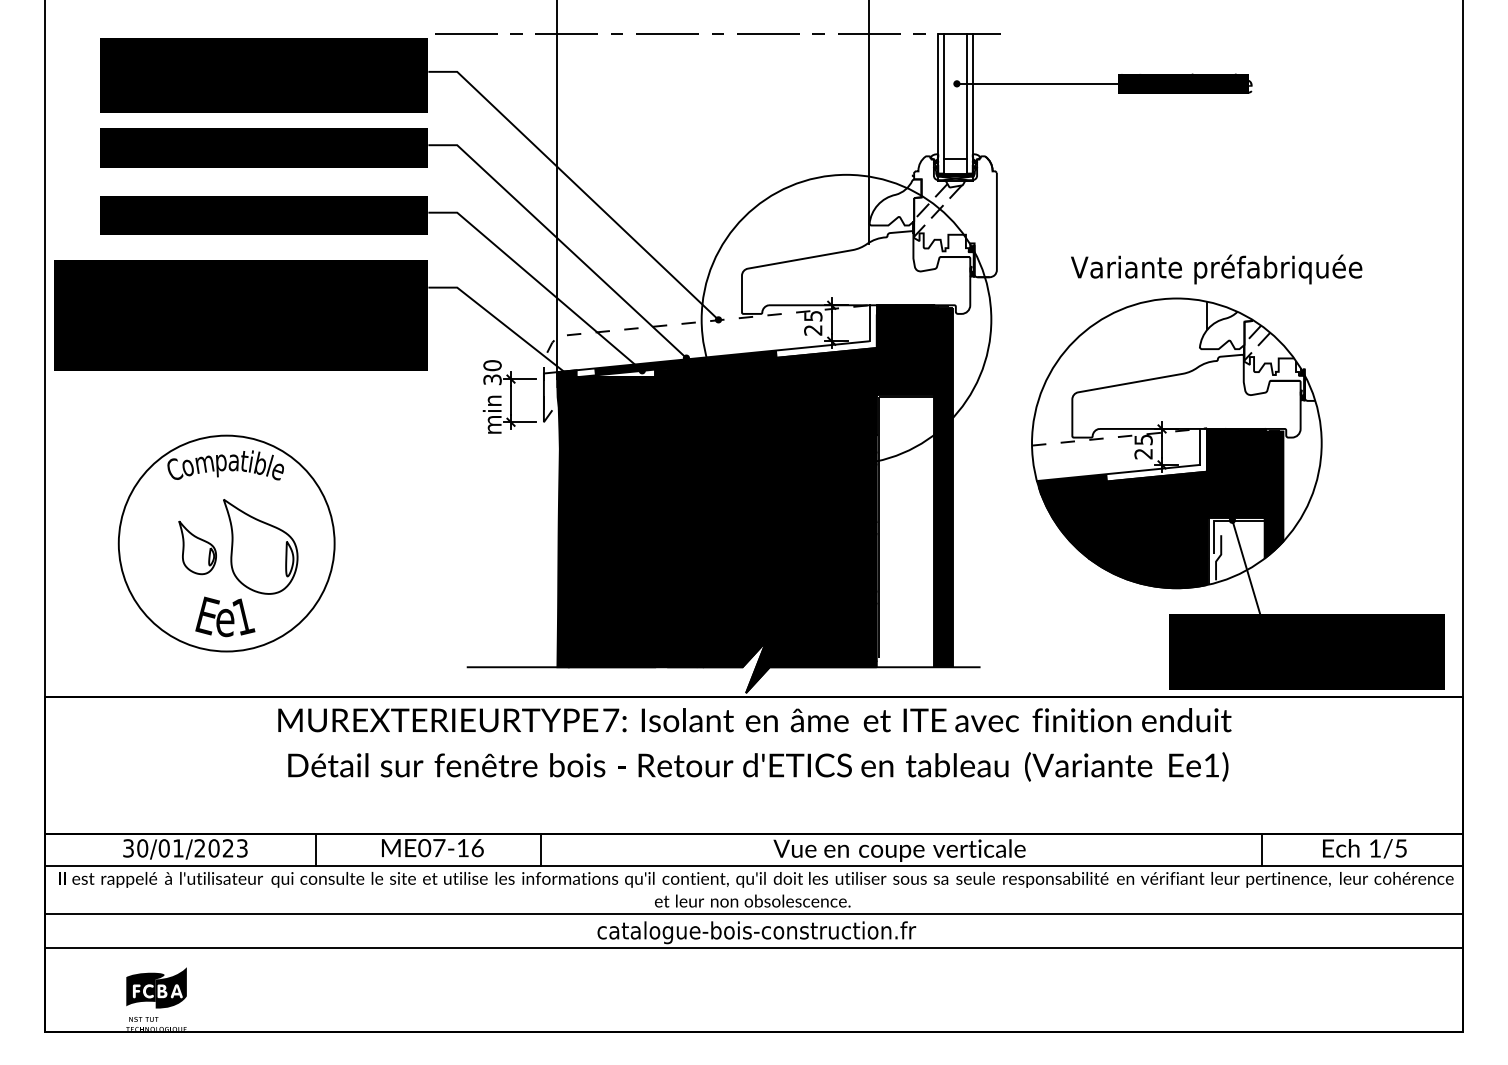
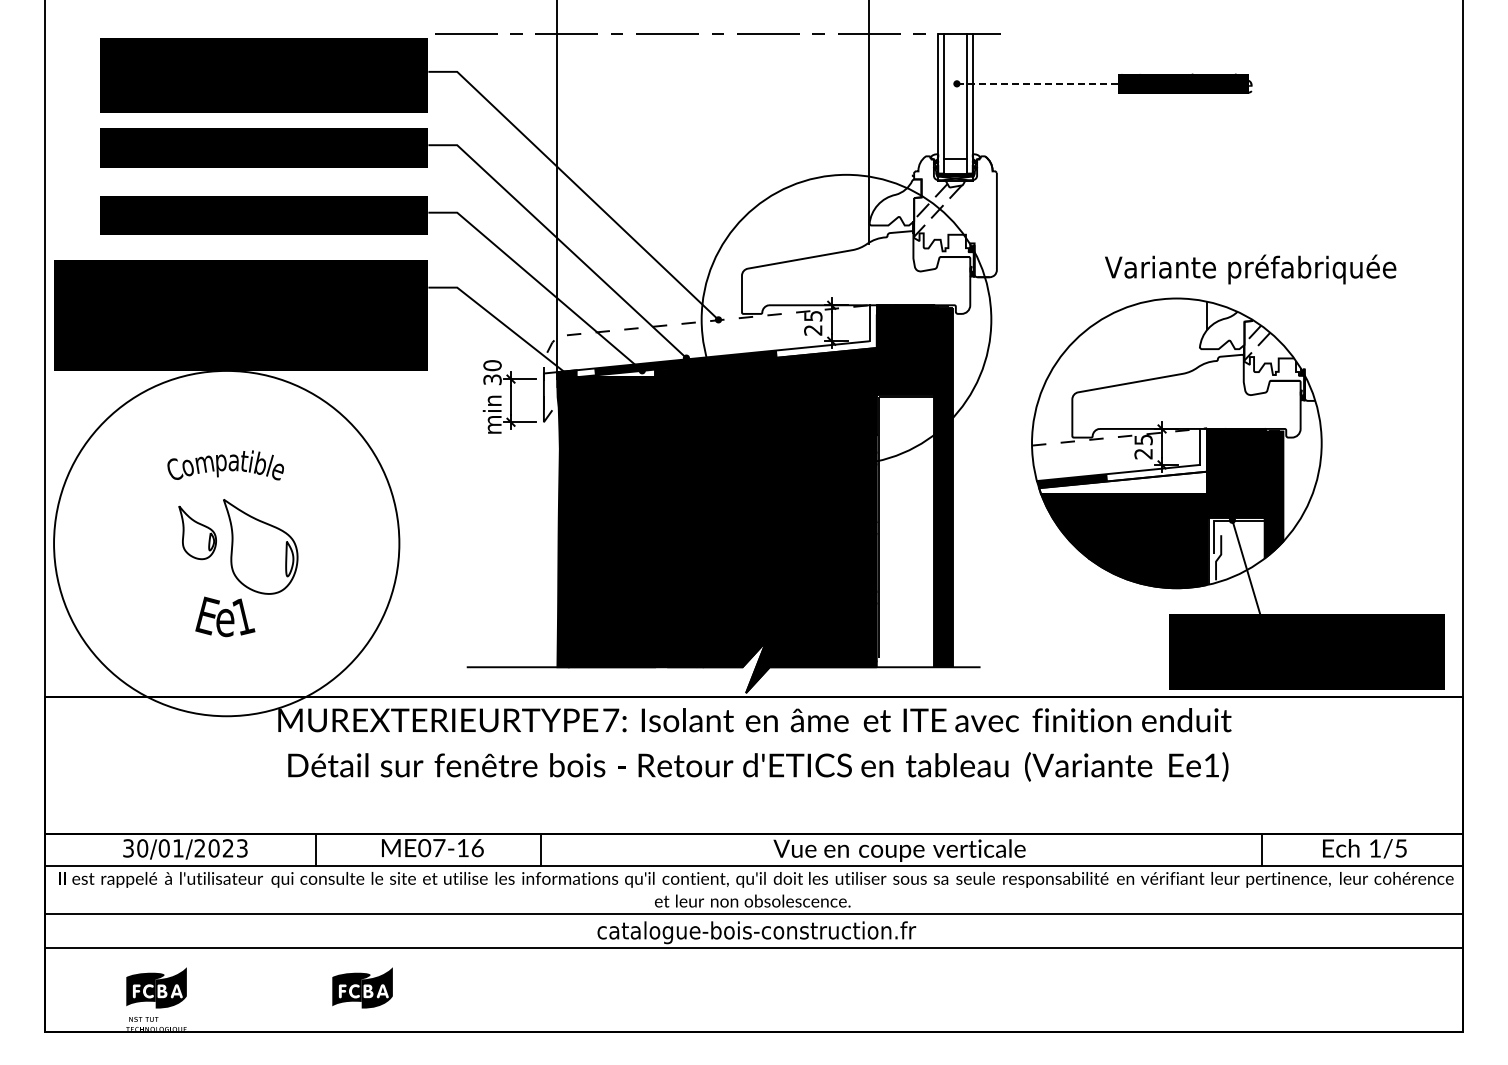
line: solid -> dashed (1038, 83)
text position: (1216, 269) -> (1250, 269) (1250, 269)
fill: present -> none (1123, 482)
circle diameter: 216 px -> 345 px (226, 543)
part position: (197, 547) -> (197, 532) (197, 532)
part: none -> present (362, 987)
